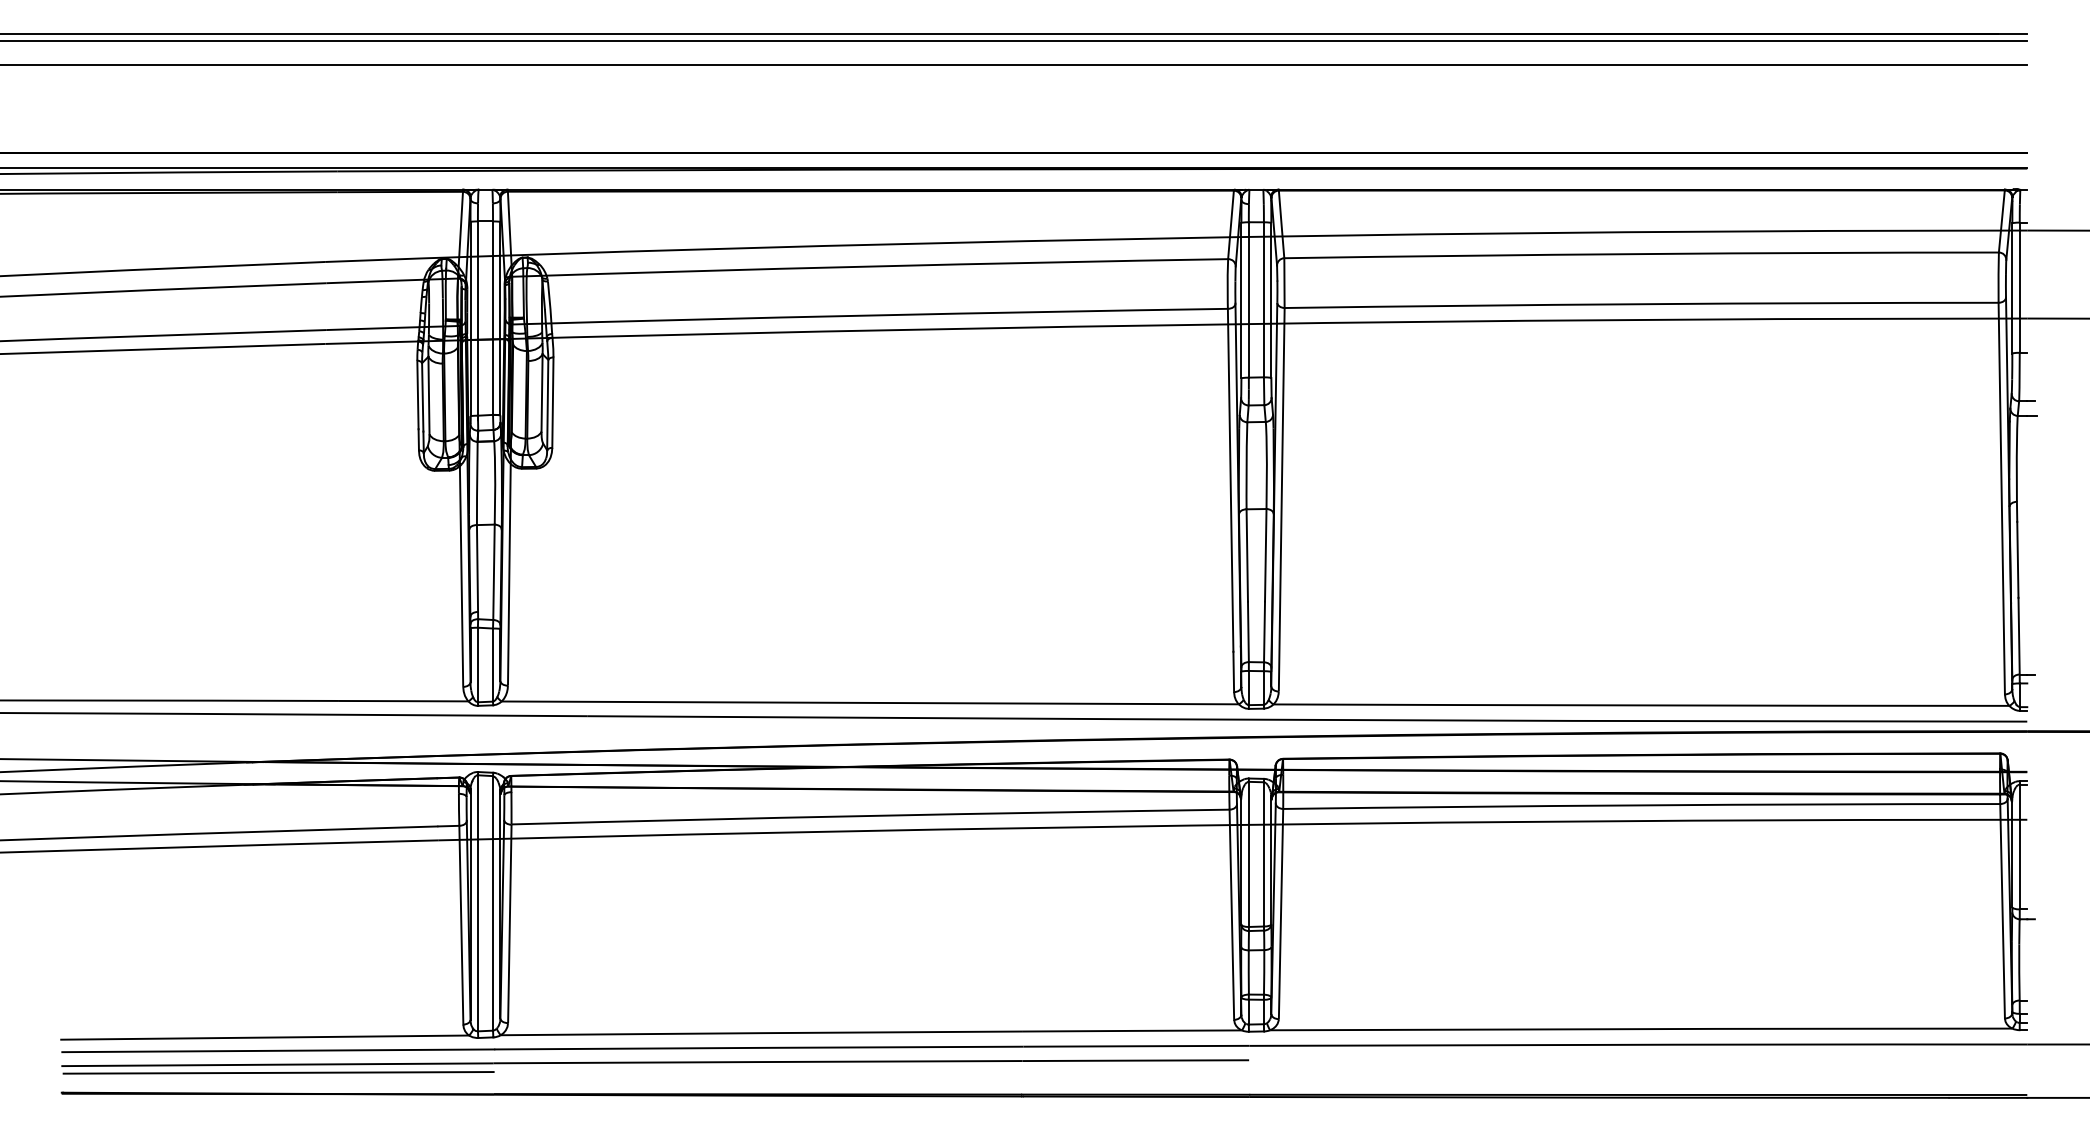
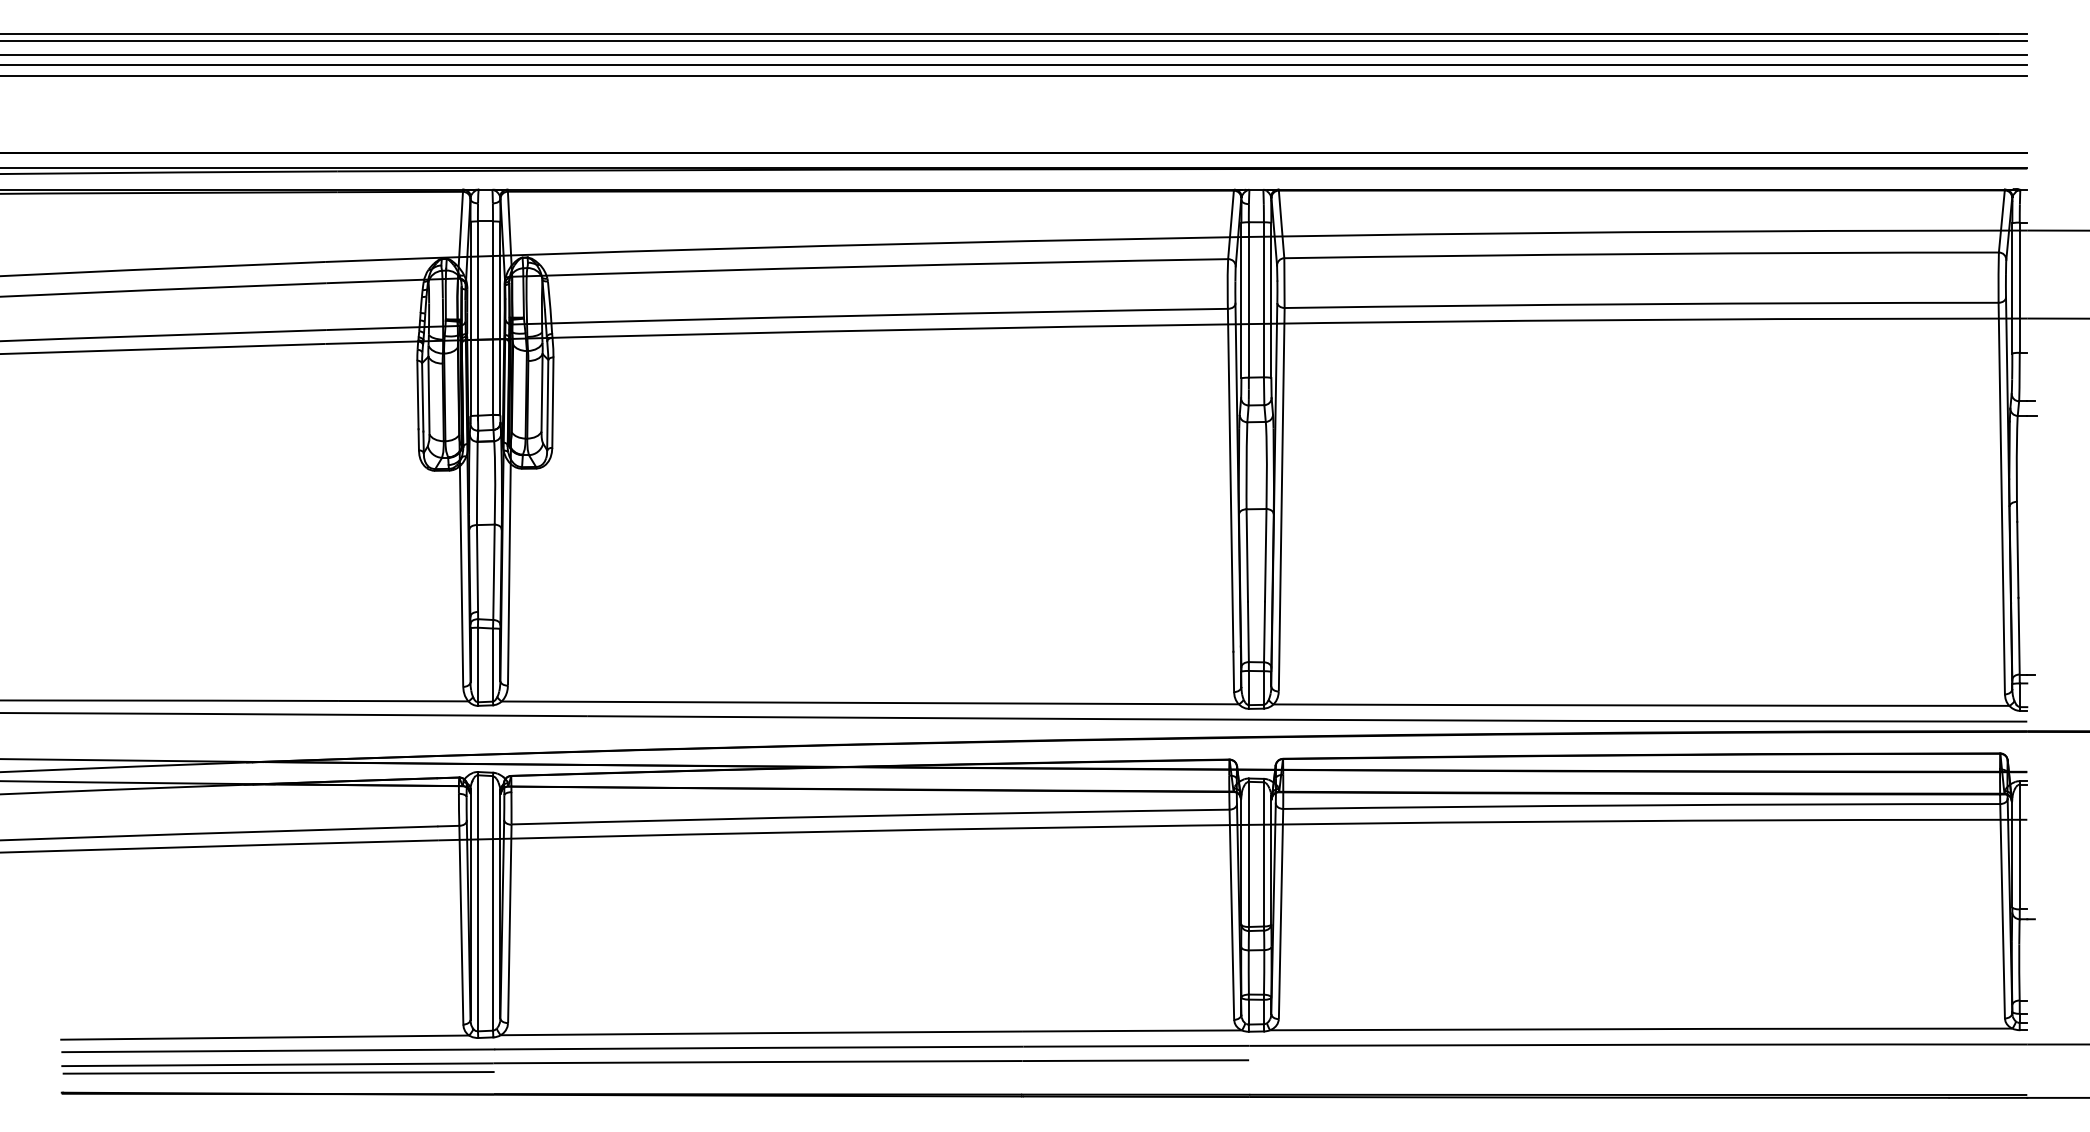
line: none -> present (1014, 55)
line: none -> present (1014, 75)
